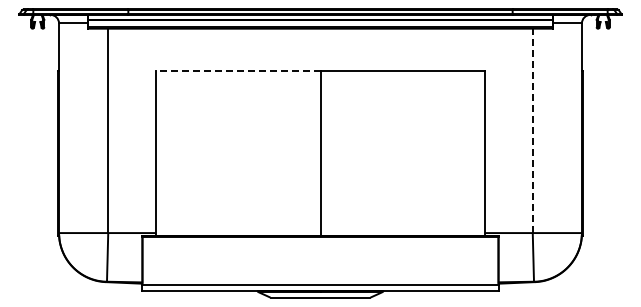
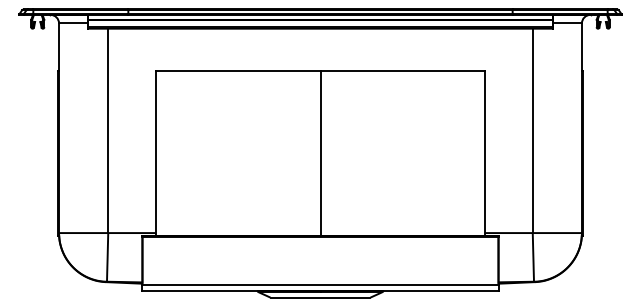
line: dashed -> solid (237, 71)
line: dashed -> solid (532, 130)
